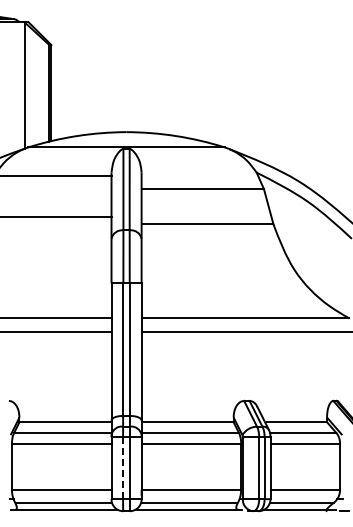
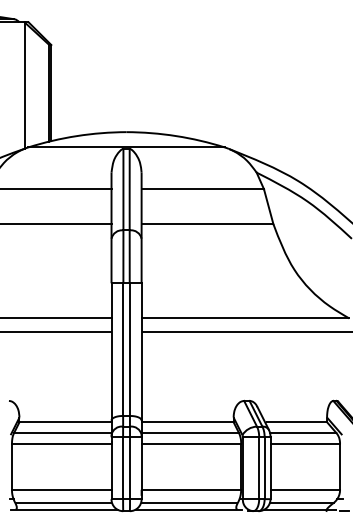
line position: (56, 176) -> (56, 189) (56, 189)
line position: (56, 217) -> (56, 224) (56, 224)
line: dashed -> solid (123, 468)
